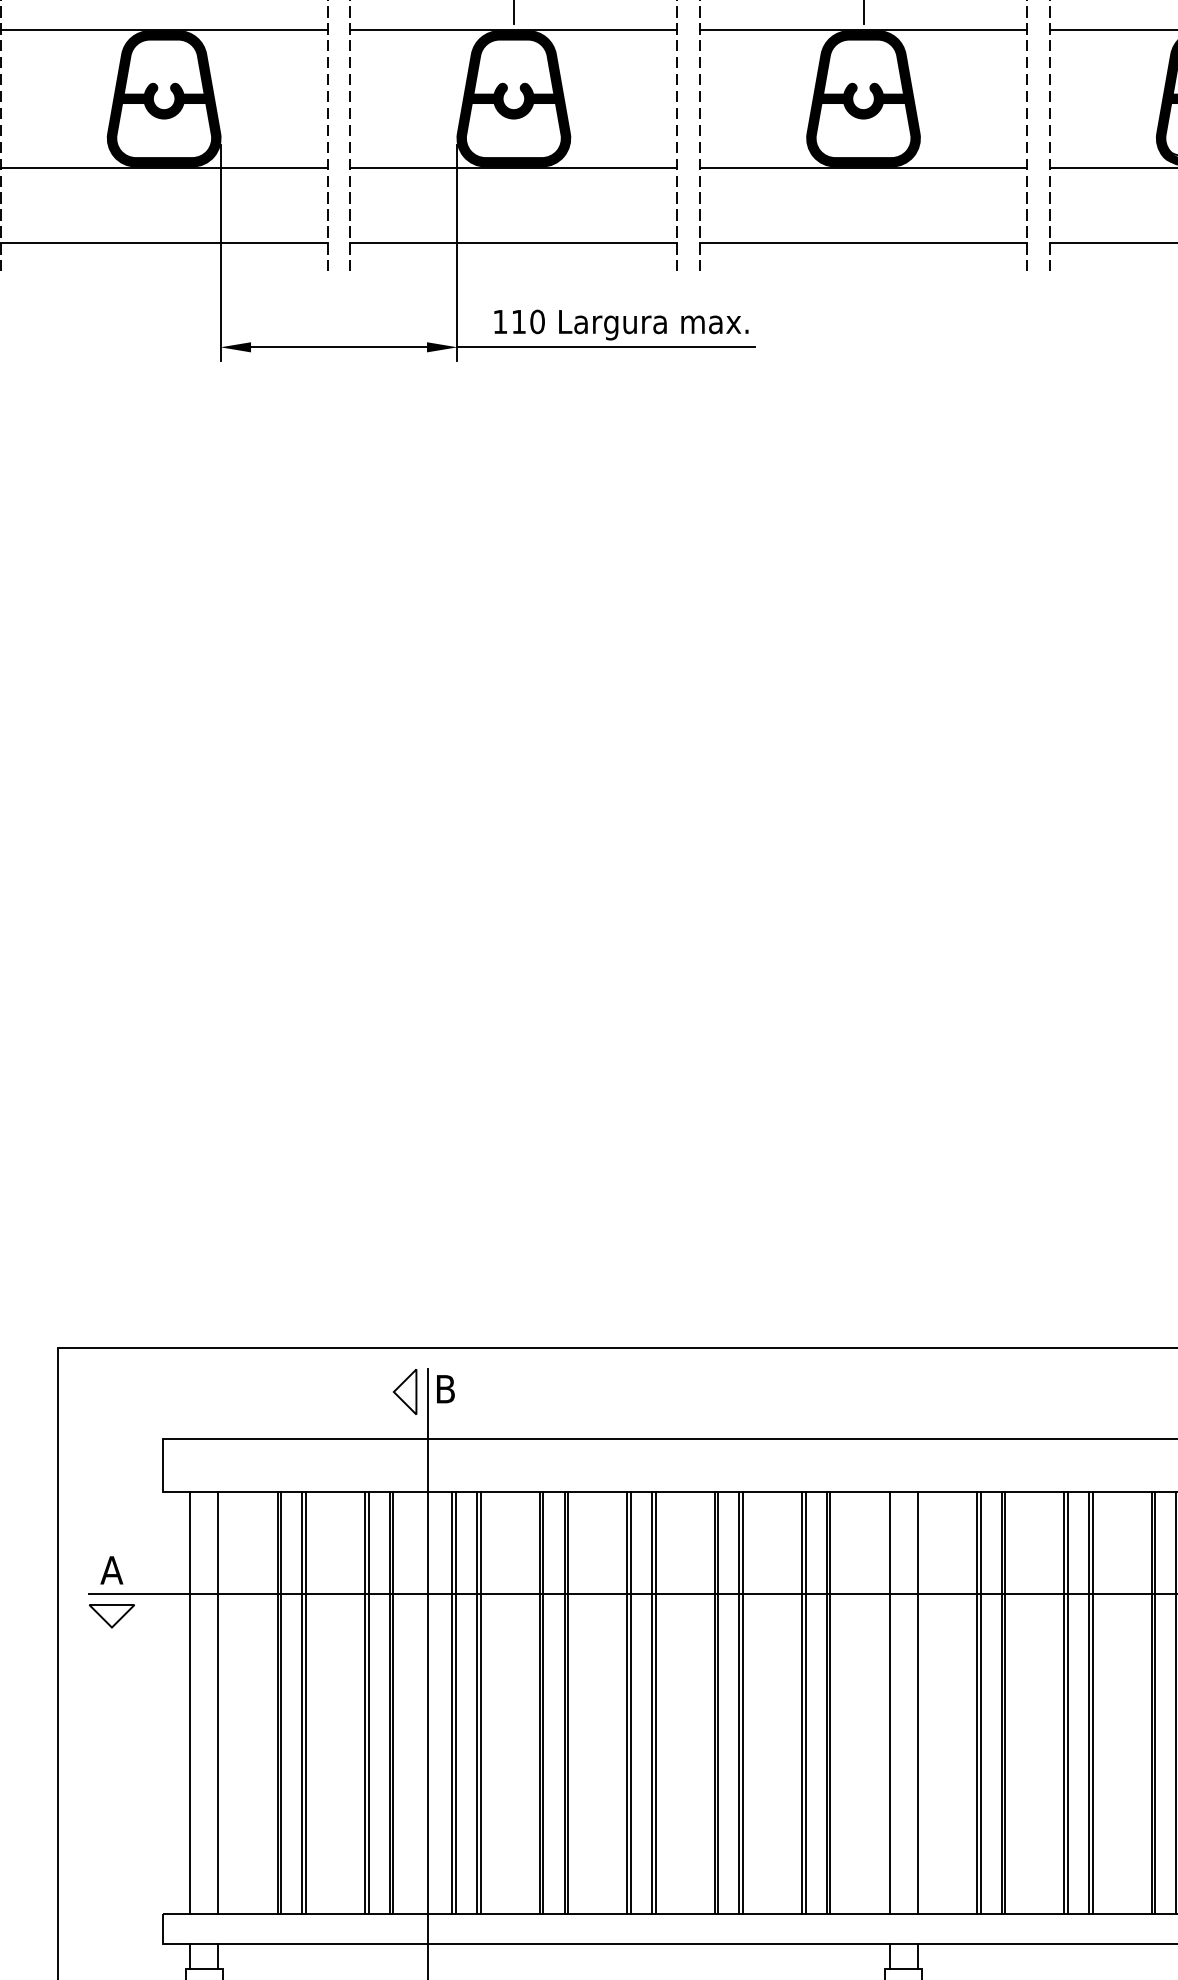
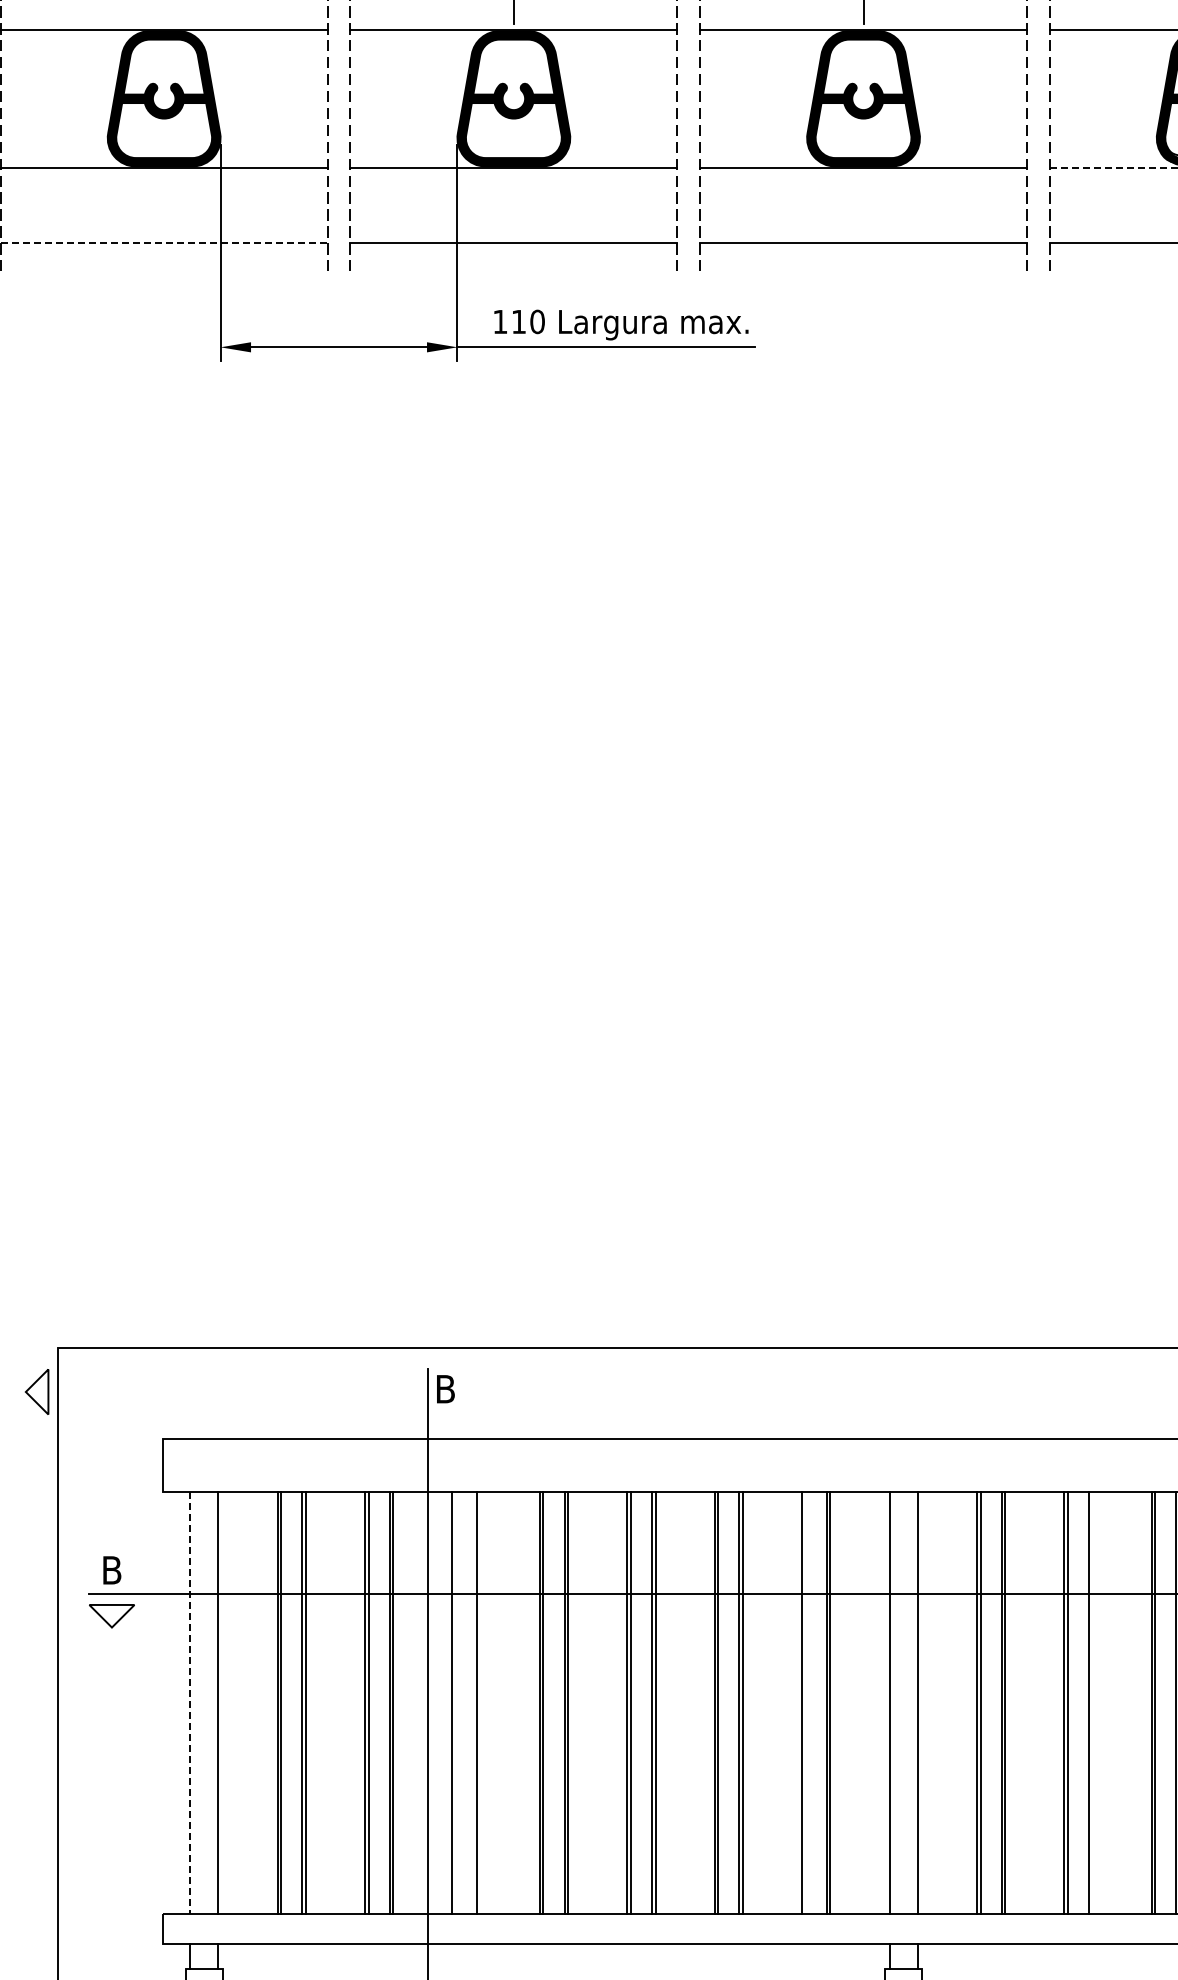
line: solid -> dashed (1113, 167)
line: solid -> dashed (164, 242)
part position: (404, 1391) -> (36, 1391) (36, 1391)
text: A -> B (111, 1570)
line: present -> none (456, 1702)
line: present -> none (480, 1702)
line: present -> none (805, 1702)
line: present -> none (1092, 1702)
line: solid -> dashed (190, 1703)
